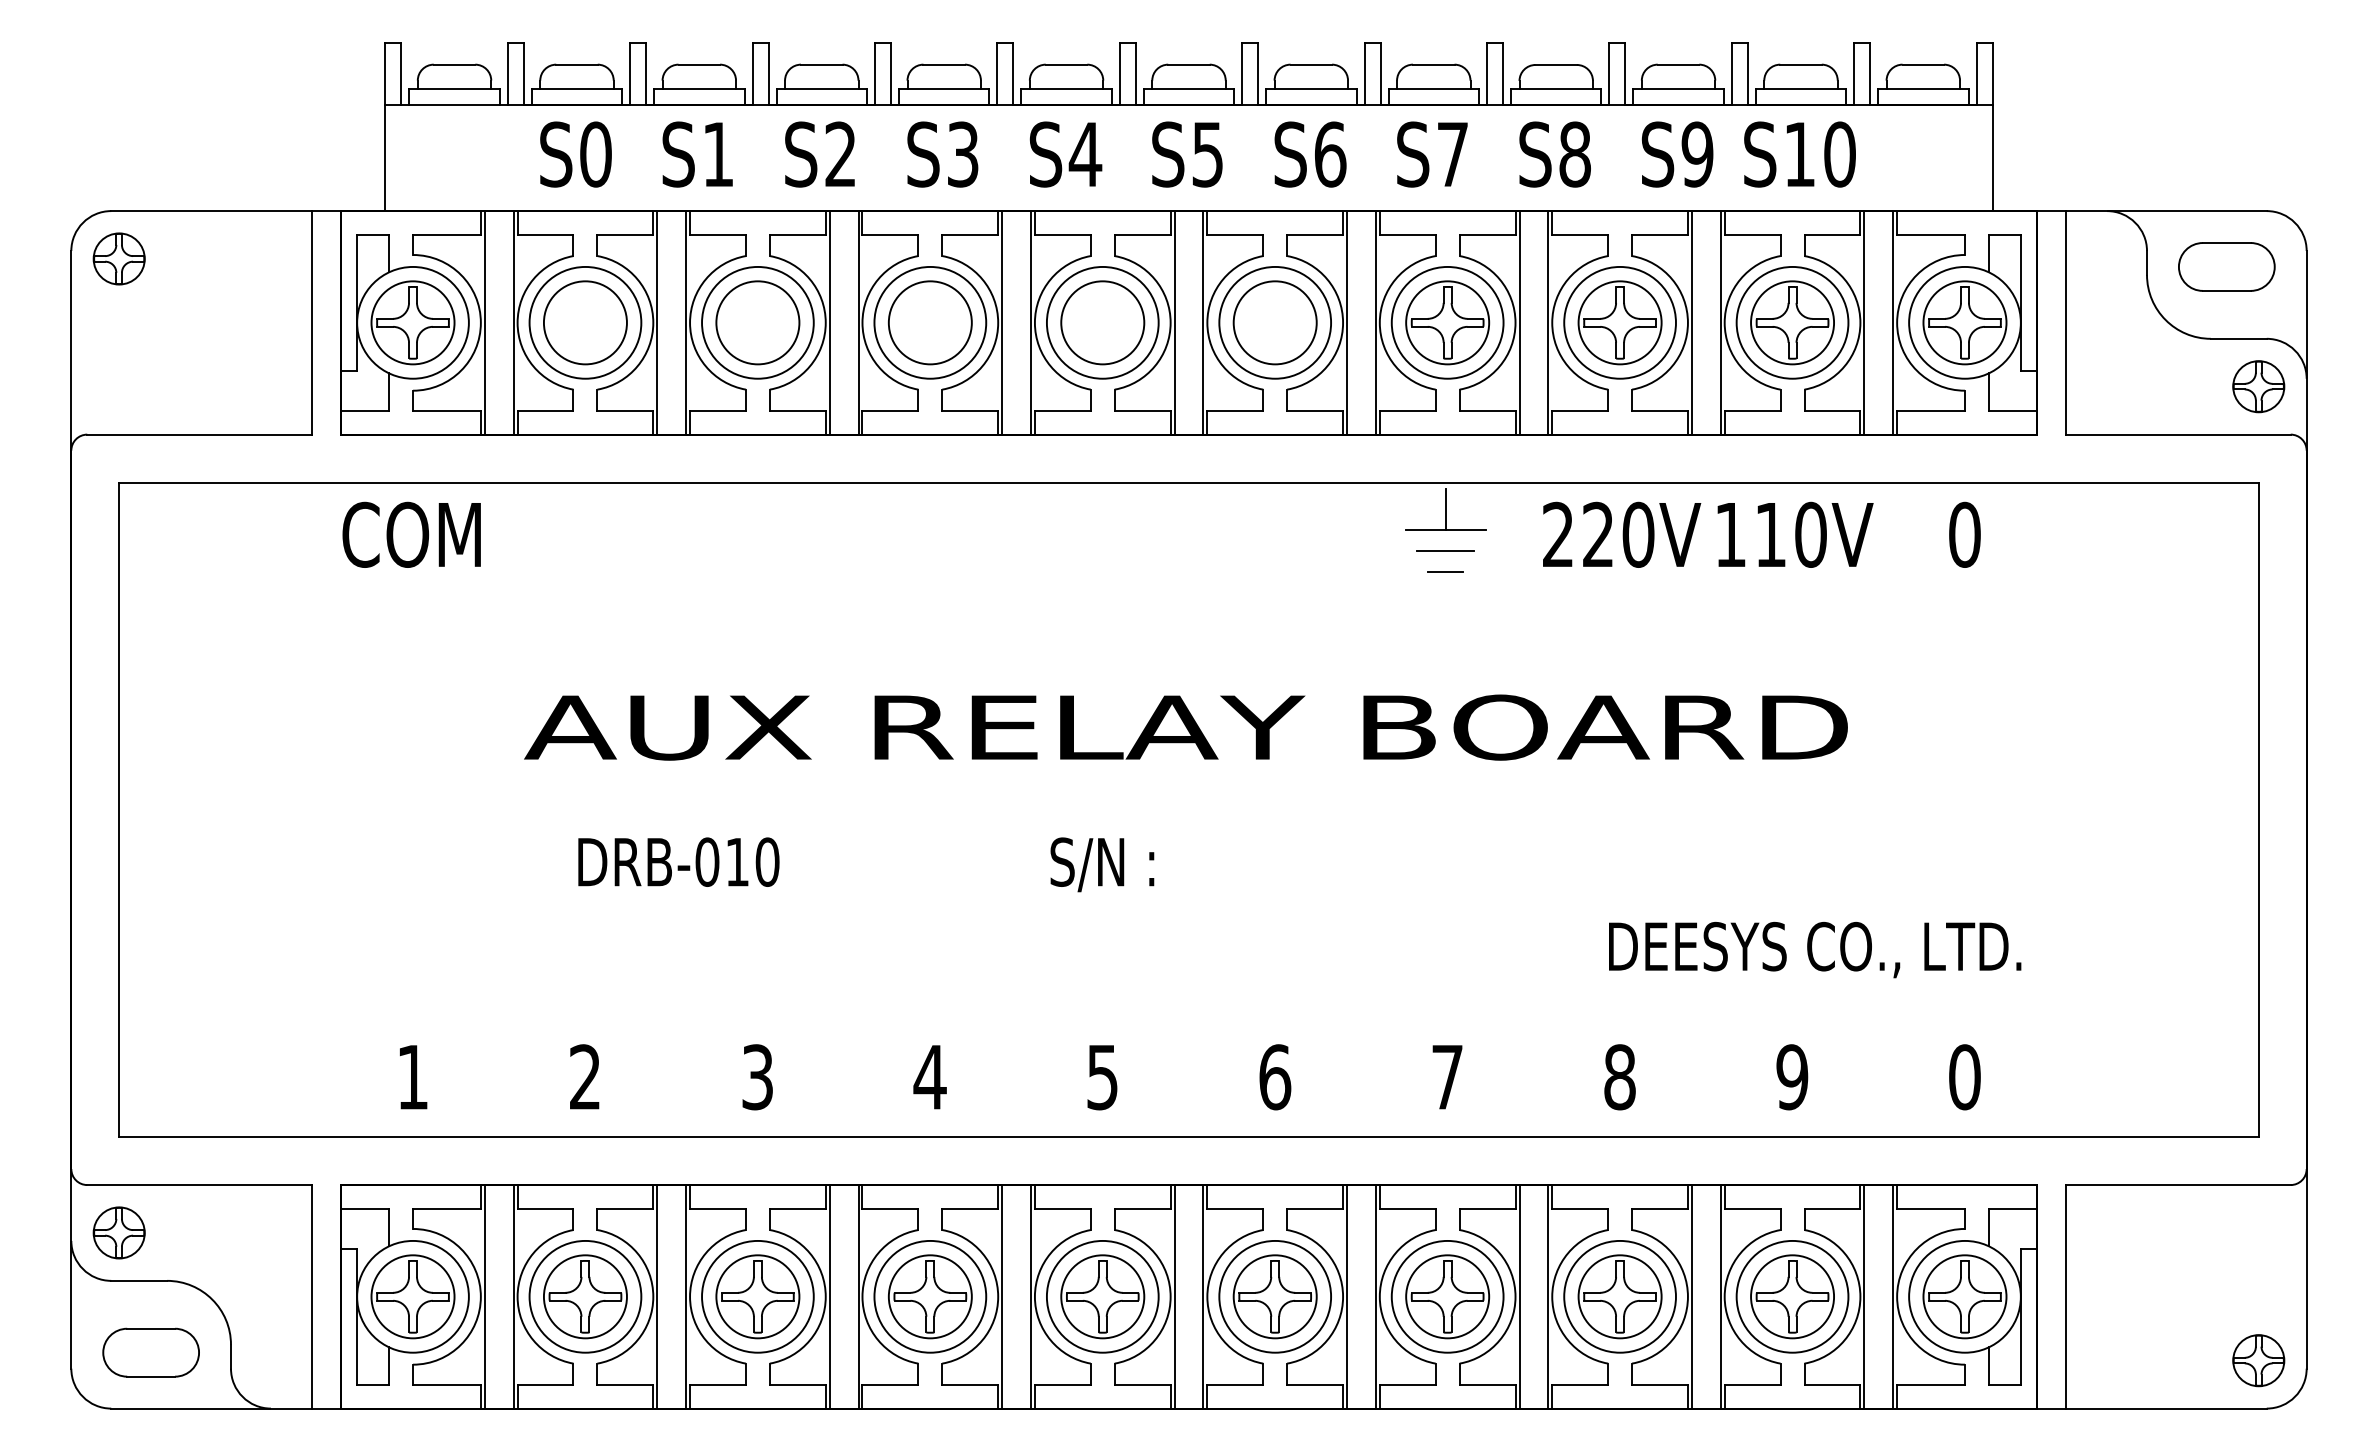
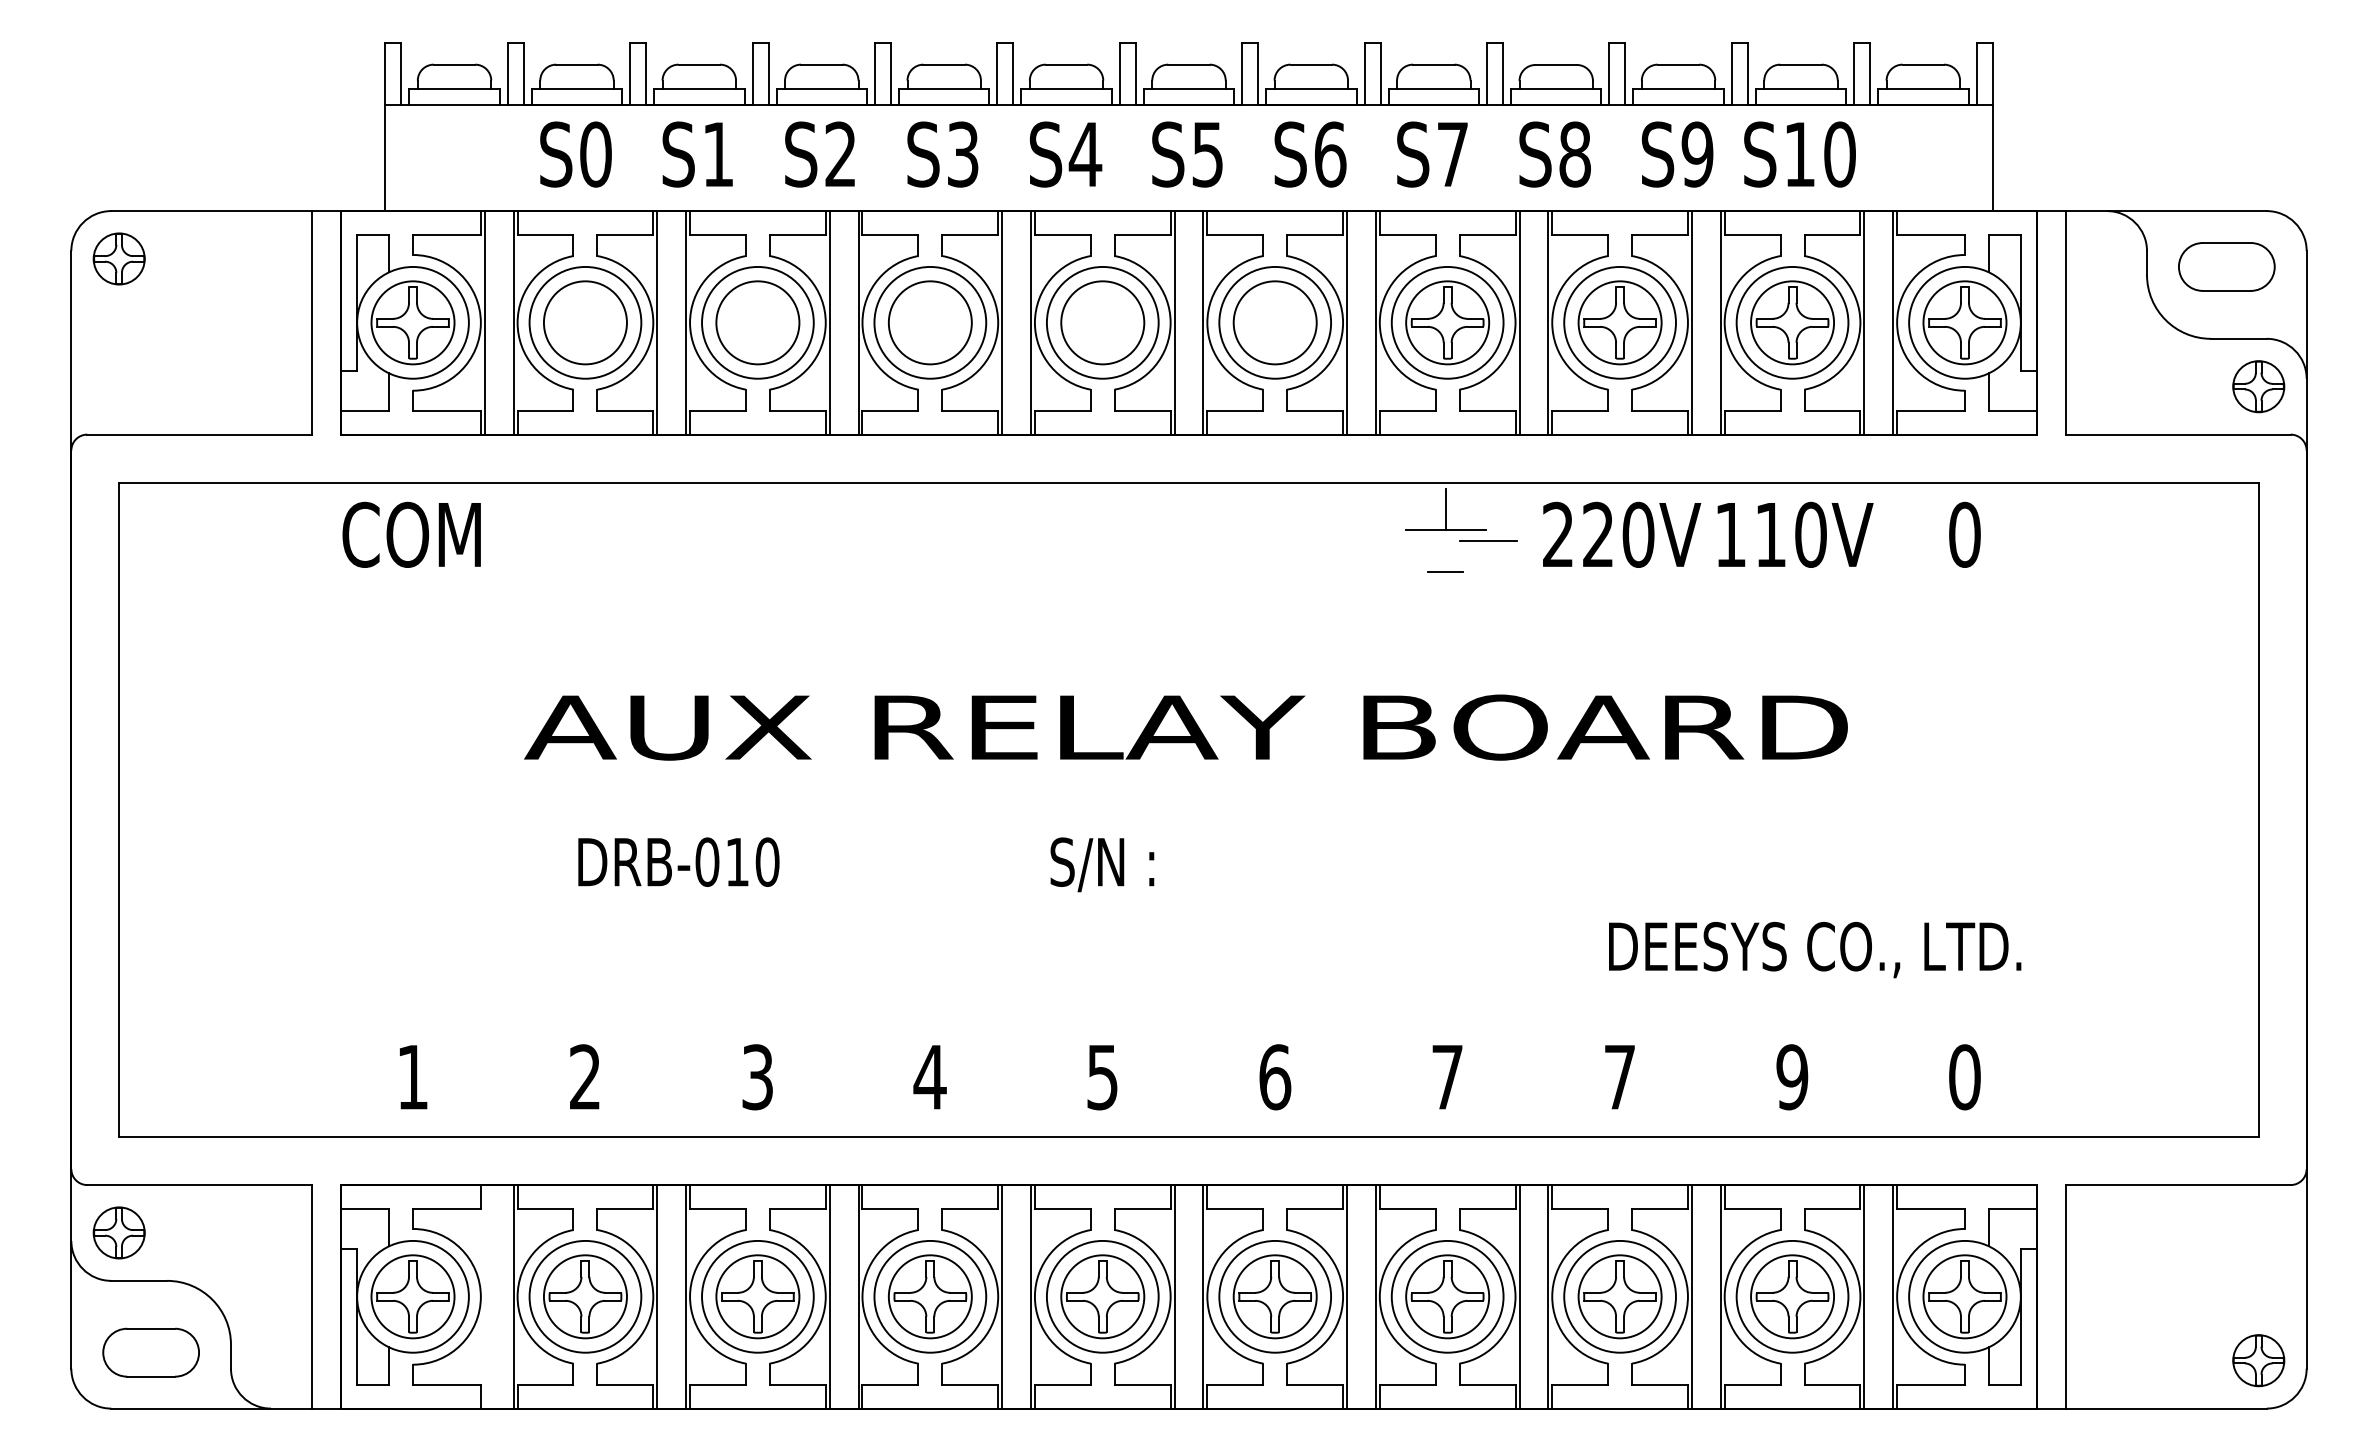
line position: (1445, 550) -> (1488, 540) (1488, 540)
text: 8 -> 7 (1619, 1077)
line: present -> none (484, 1296)
